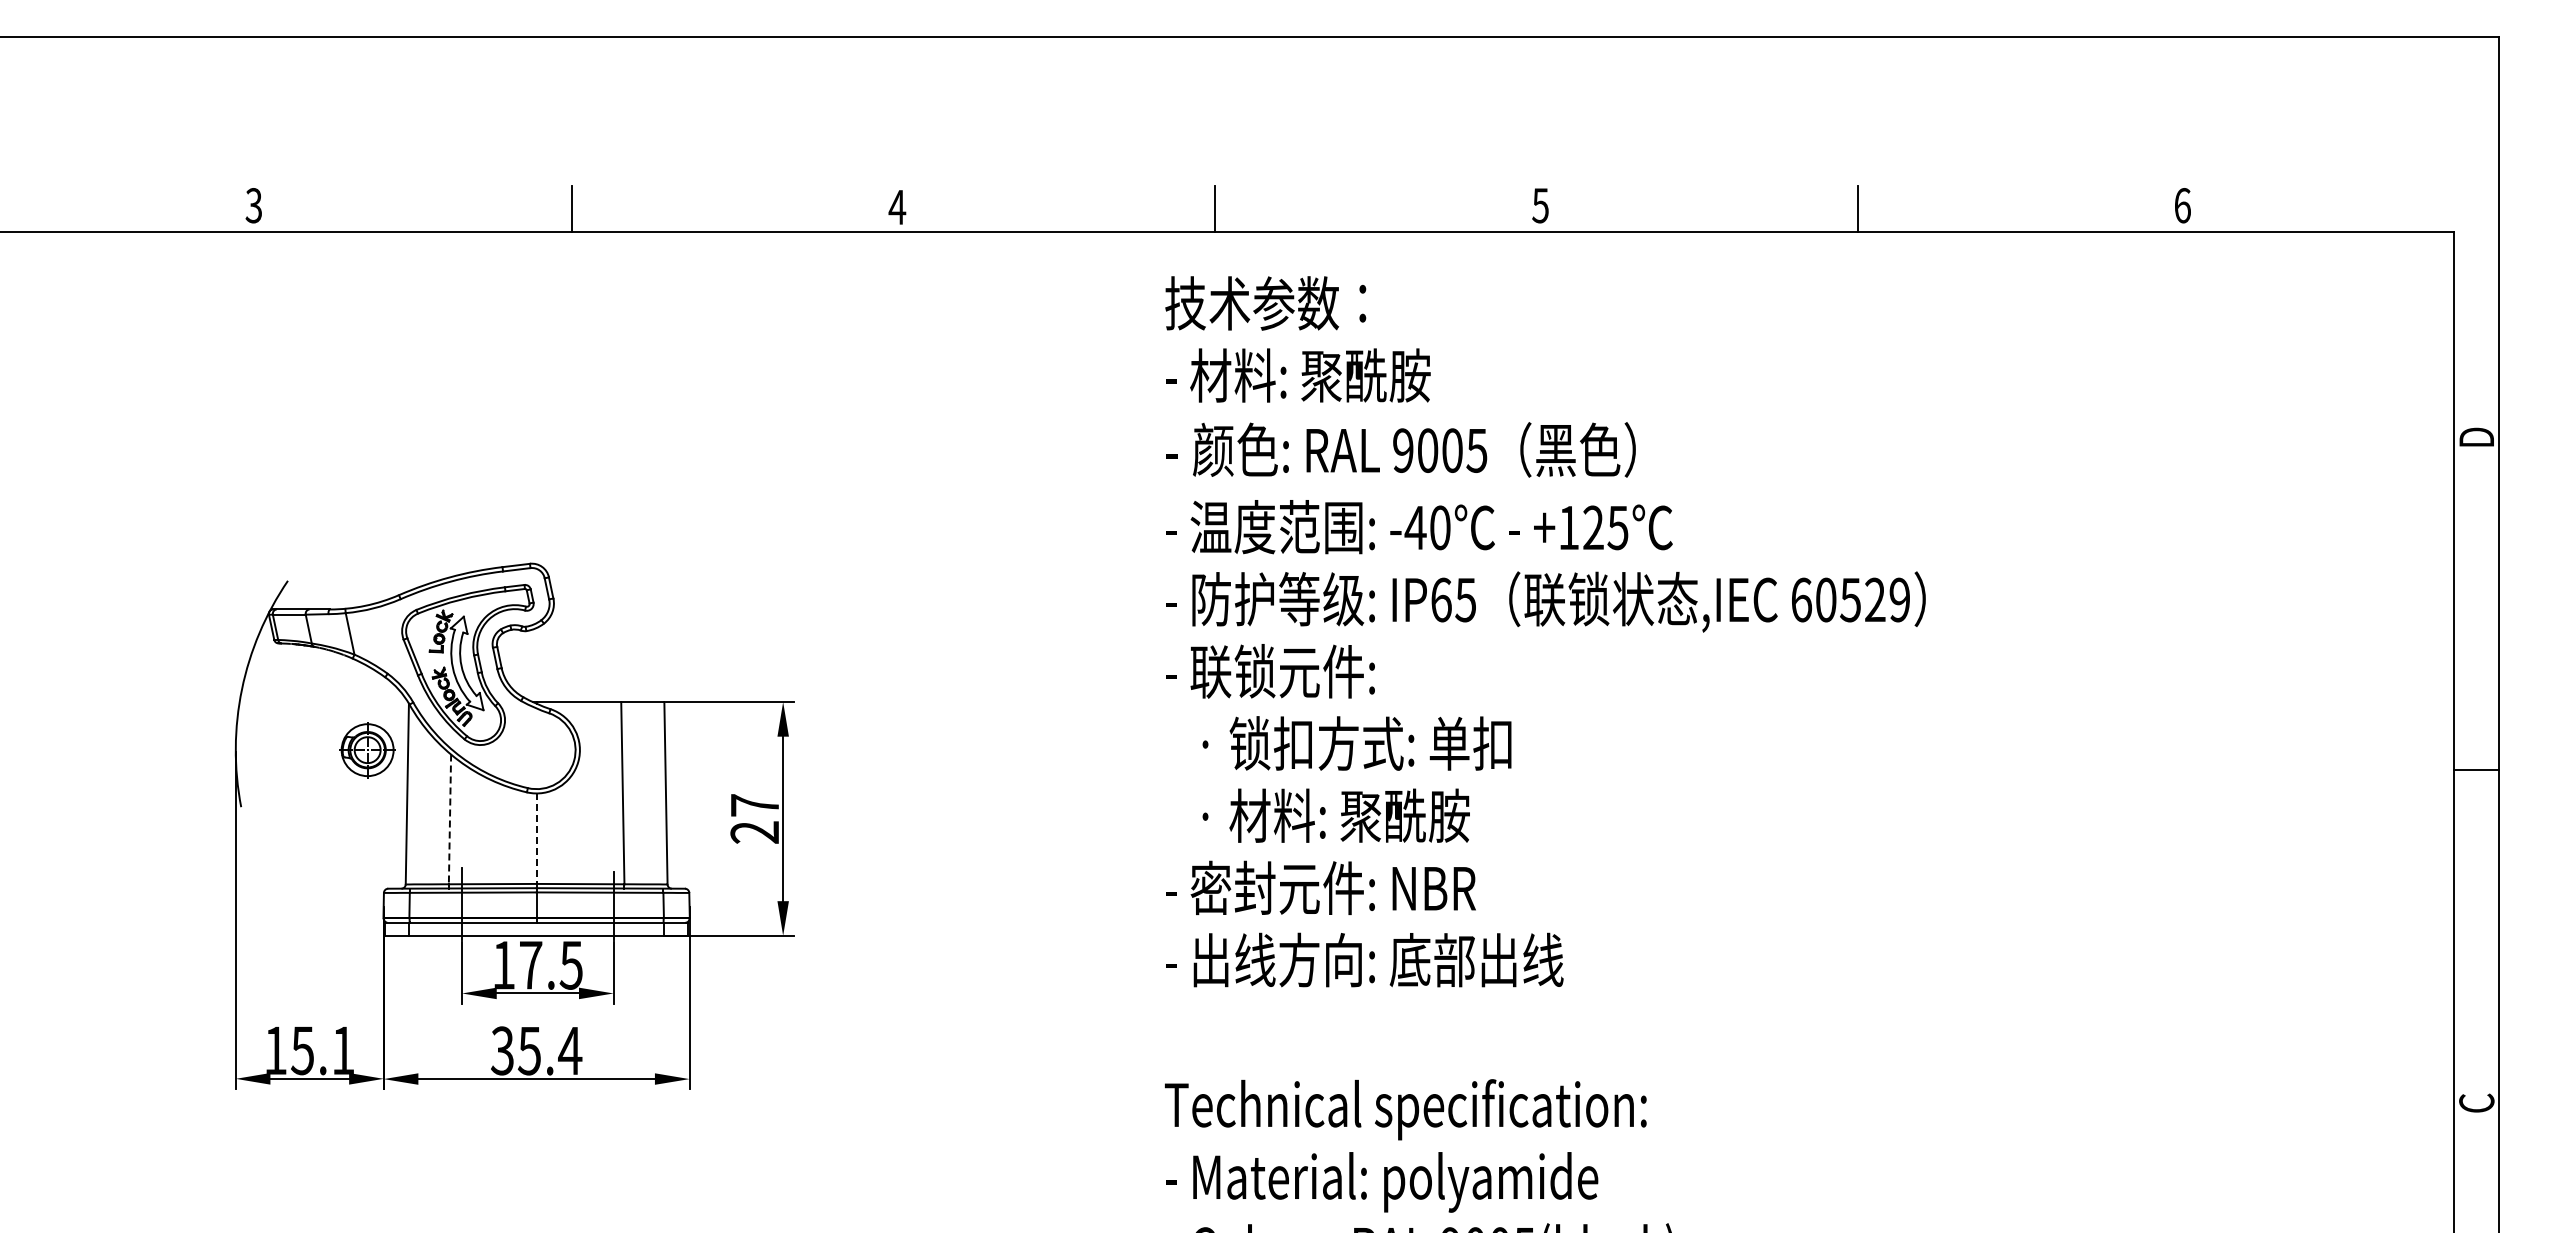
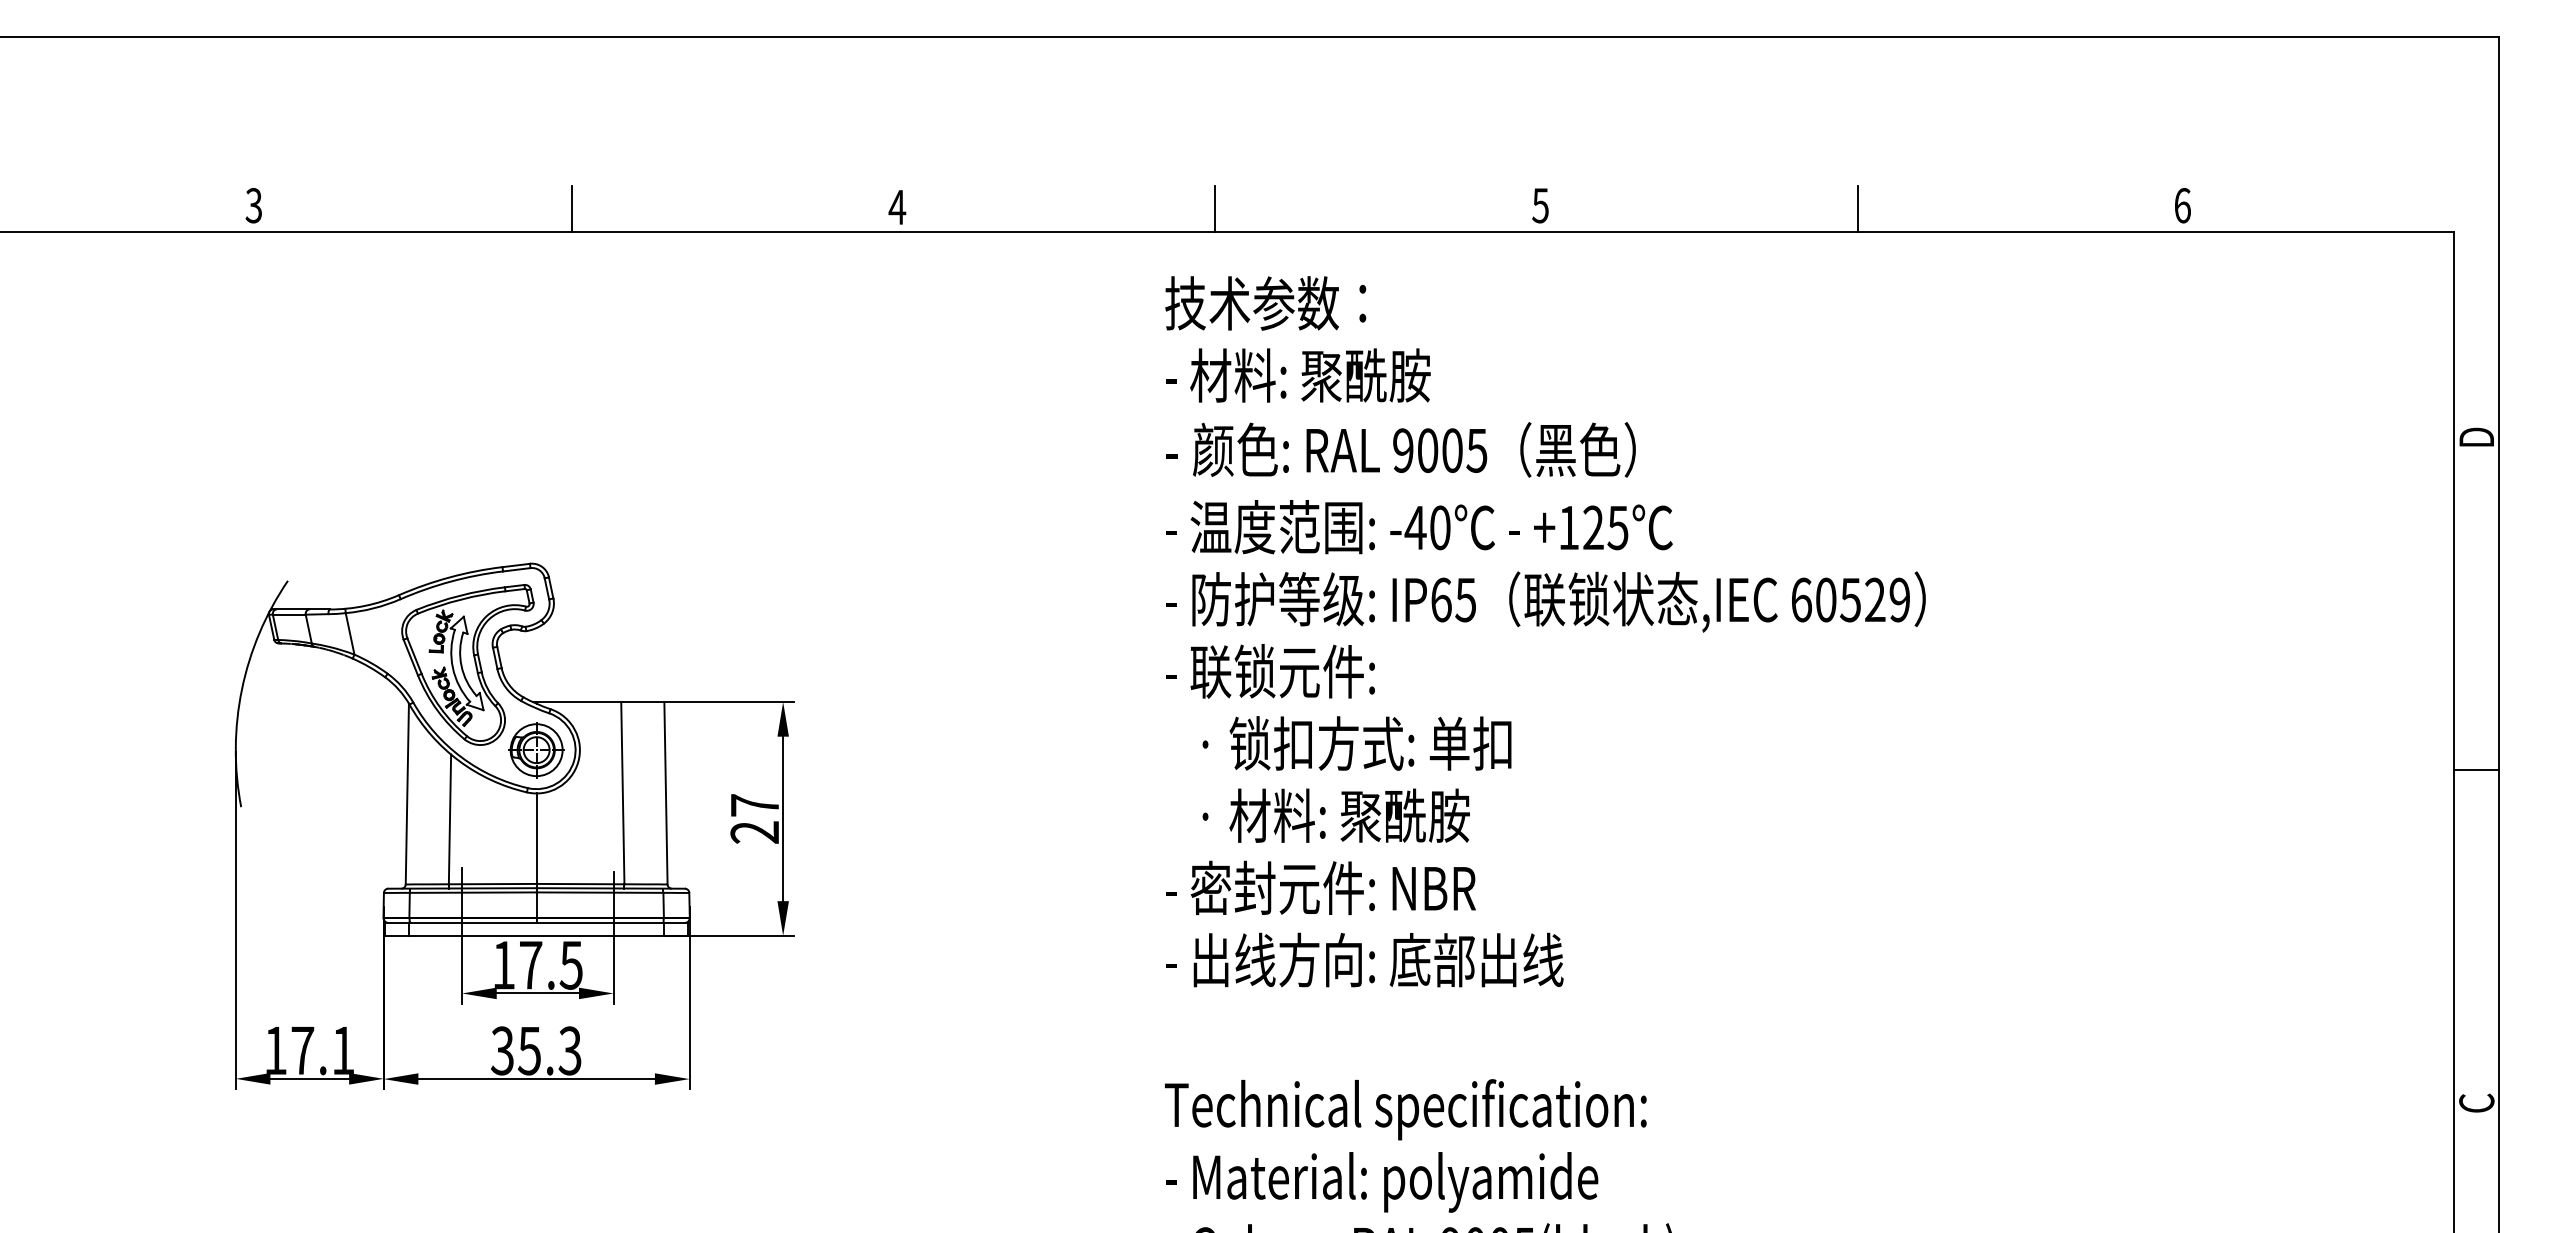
part position: (367, 750) -> (536, 750) (536, 750)
line: dashed -> solid (449, 819)
line: dashed -> solid (536, 839)
text: 15.1 -> 17.1 (302, 1050)
text: 35.4 -> 35.3 (570, 1050)
